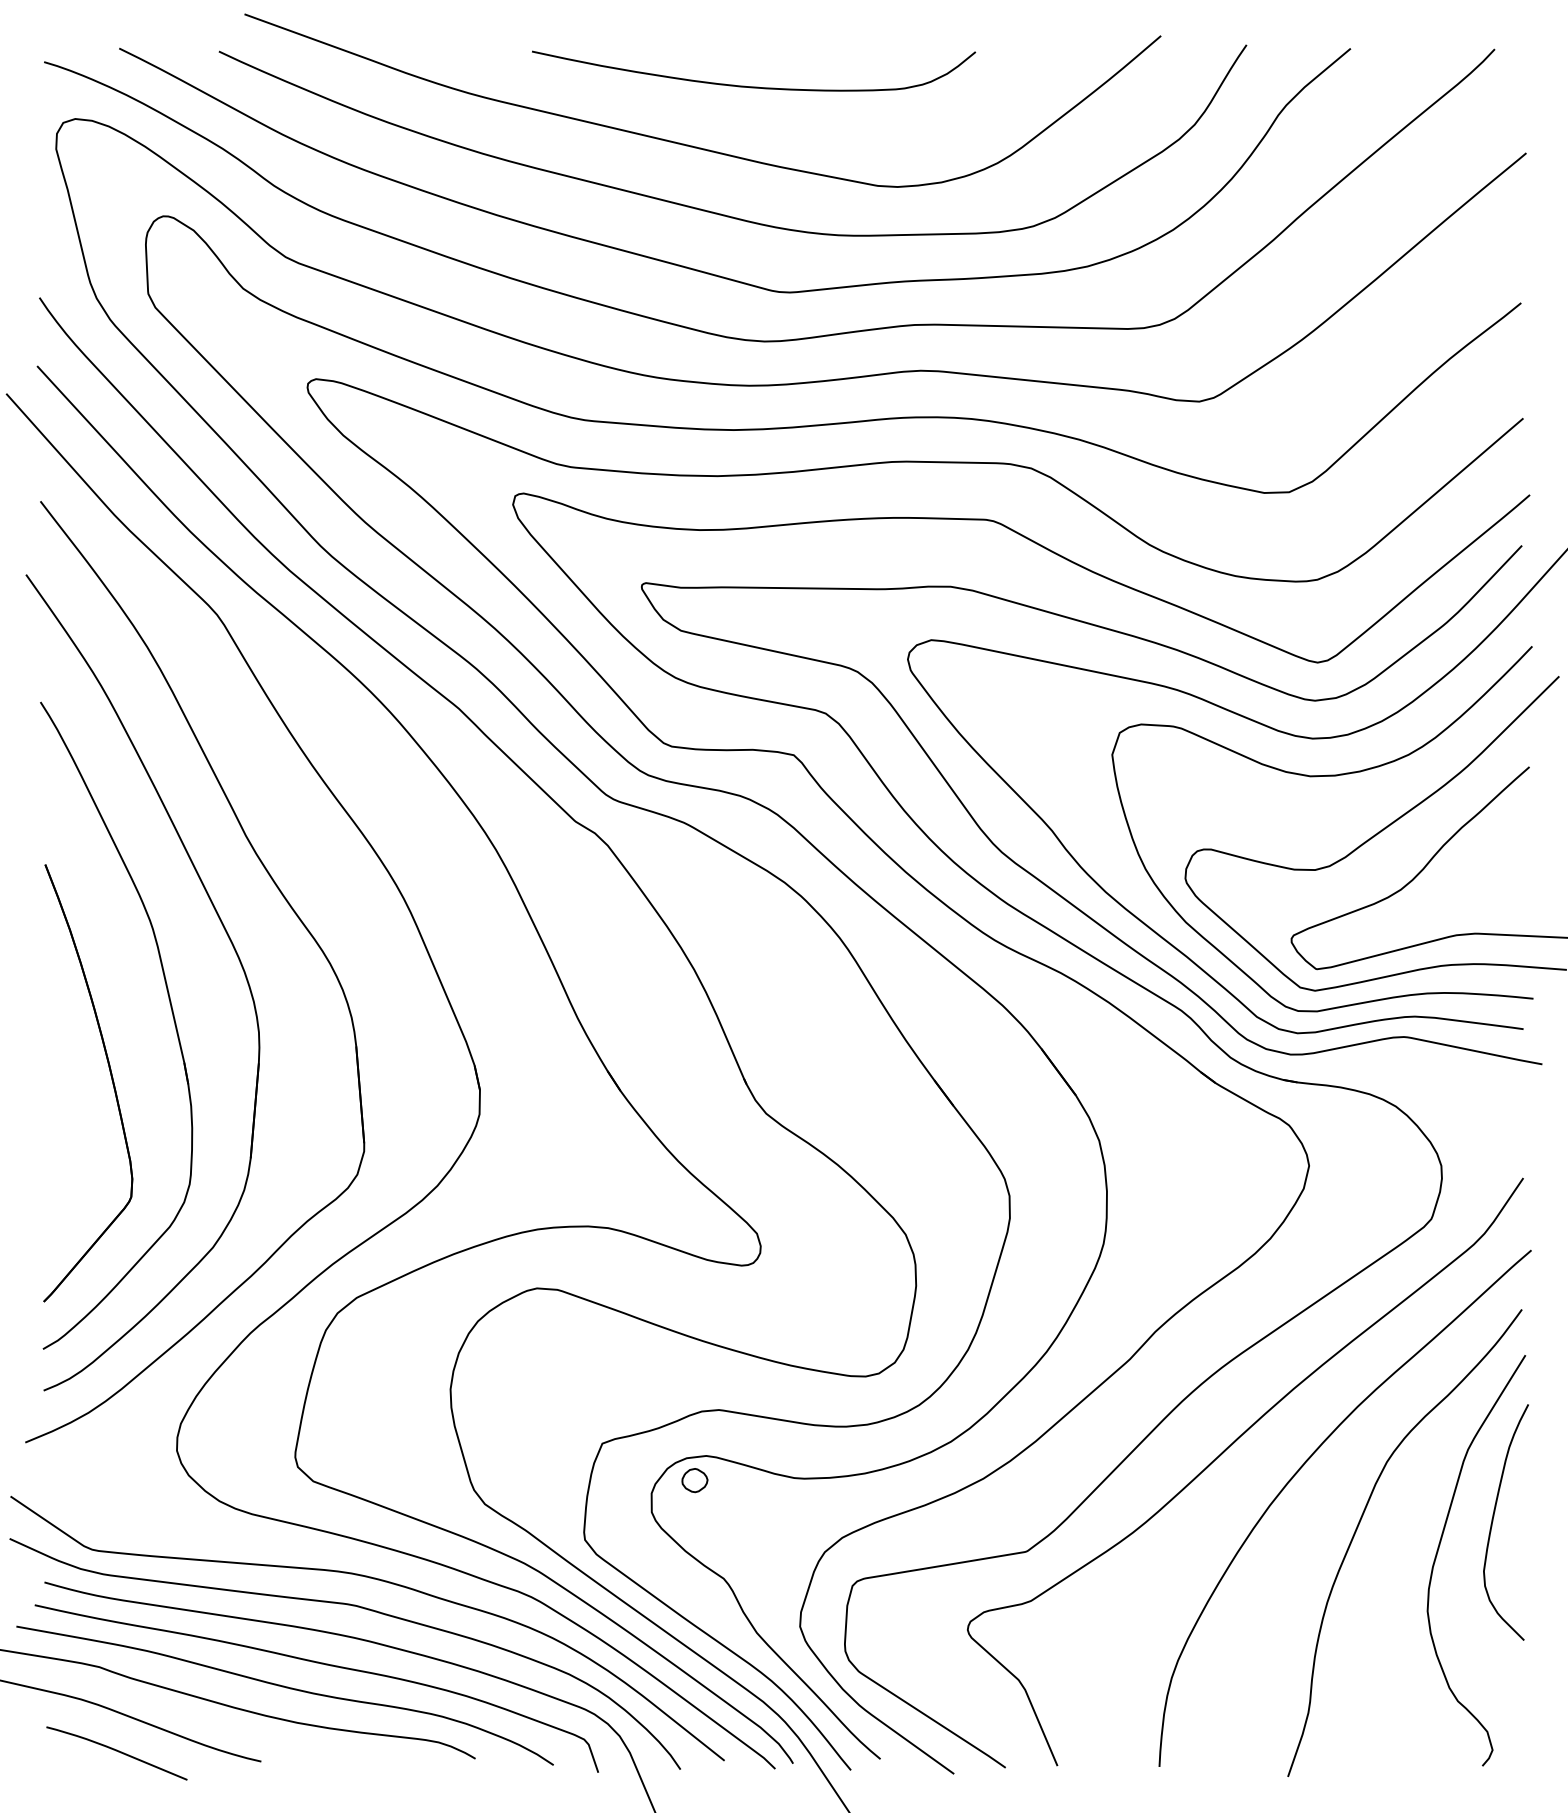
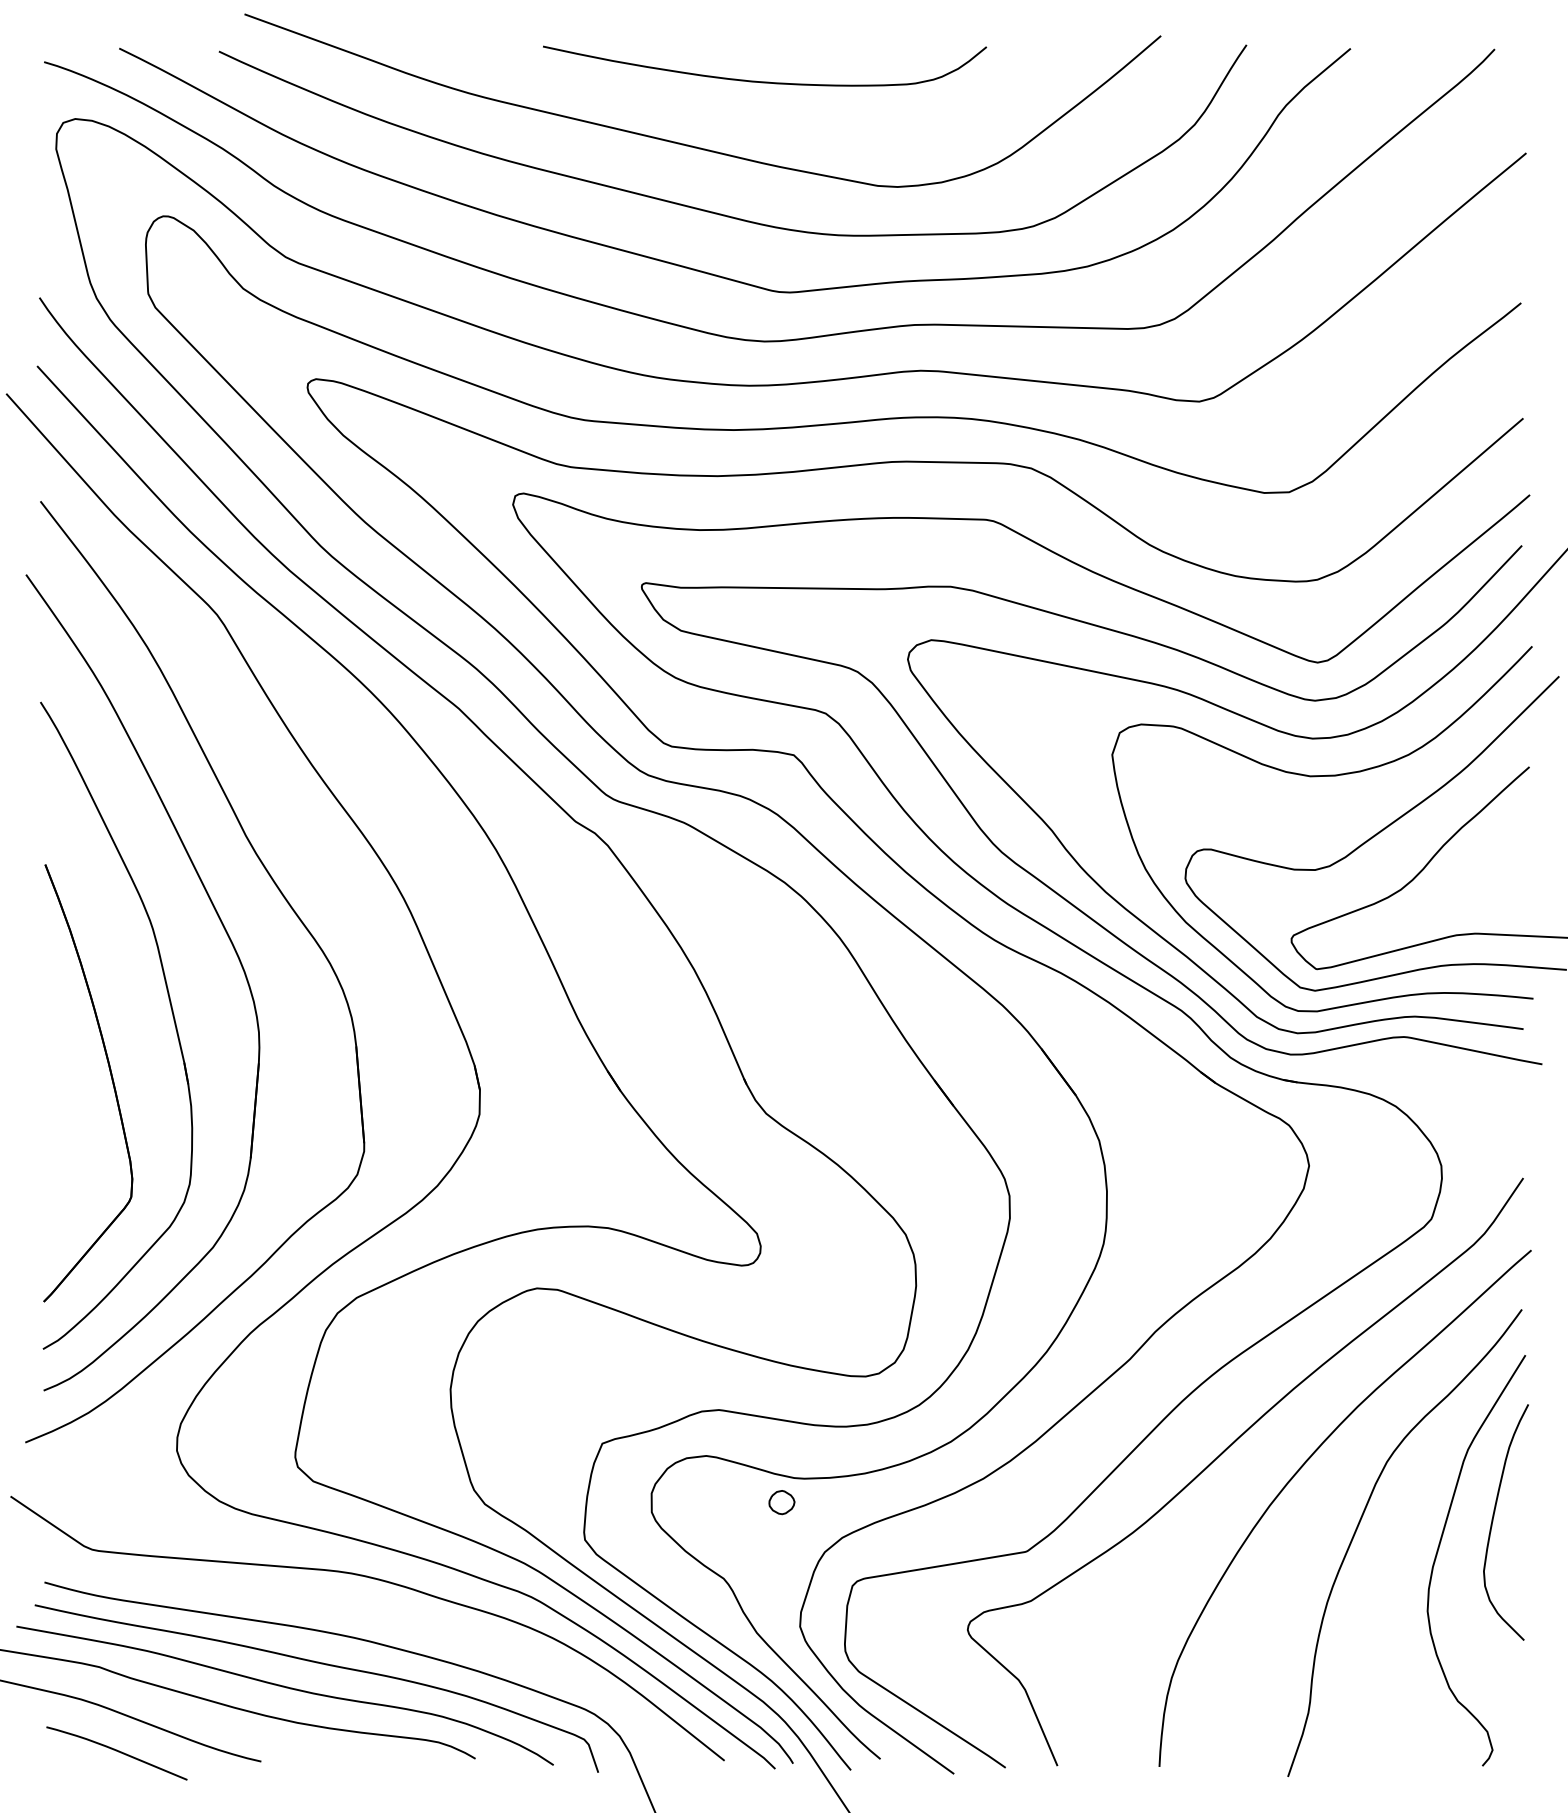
curve position: (754, 86) -> (765, 81) (765, 81)
part position: (694, 1480) -> (781, 1502) (781, 1502)
curve: present -> none (352, 1606)
